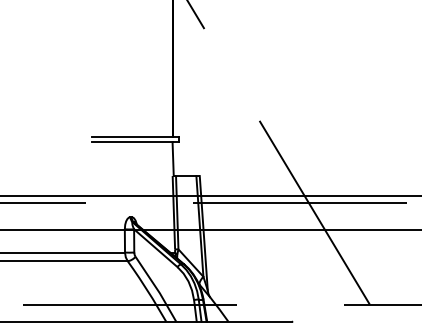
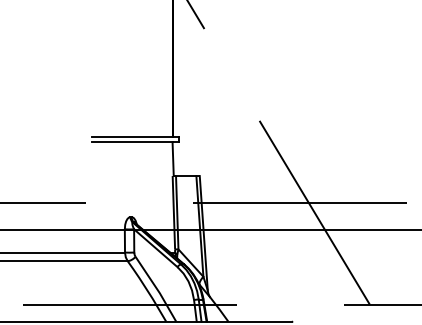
line: present -> none (210, 195)
